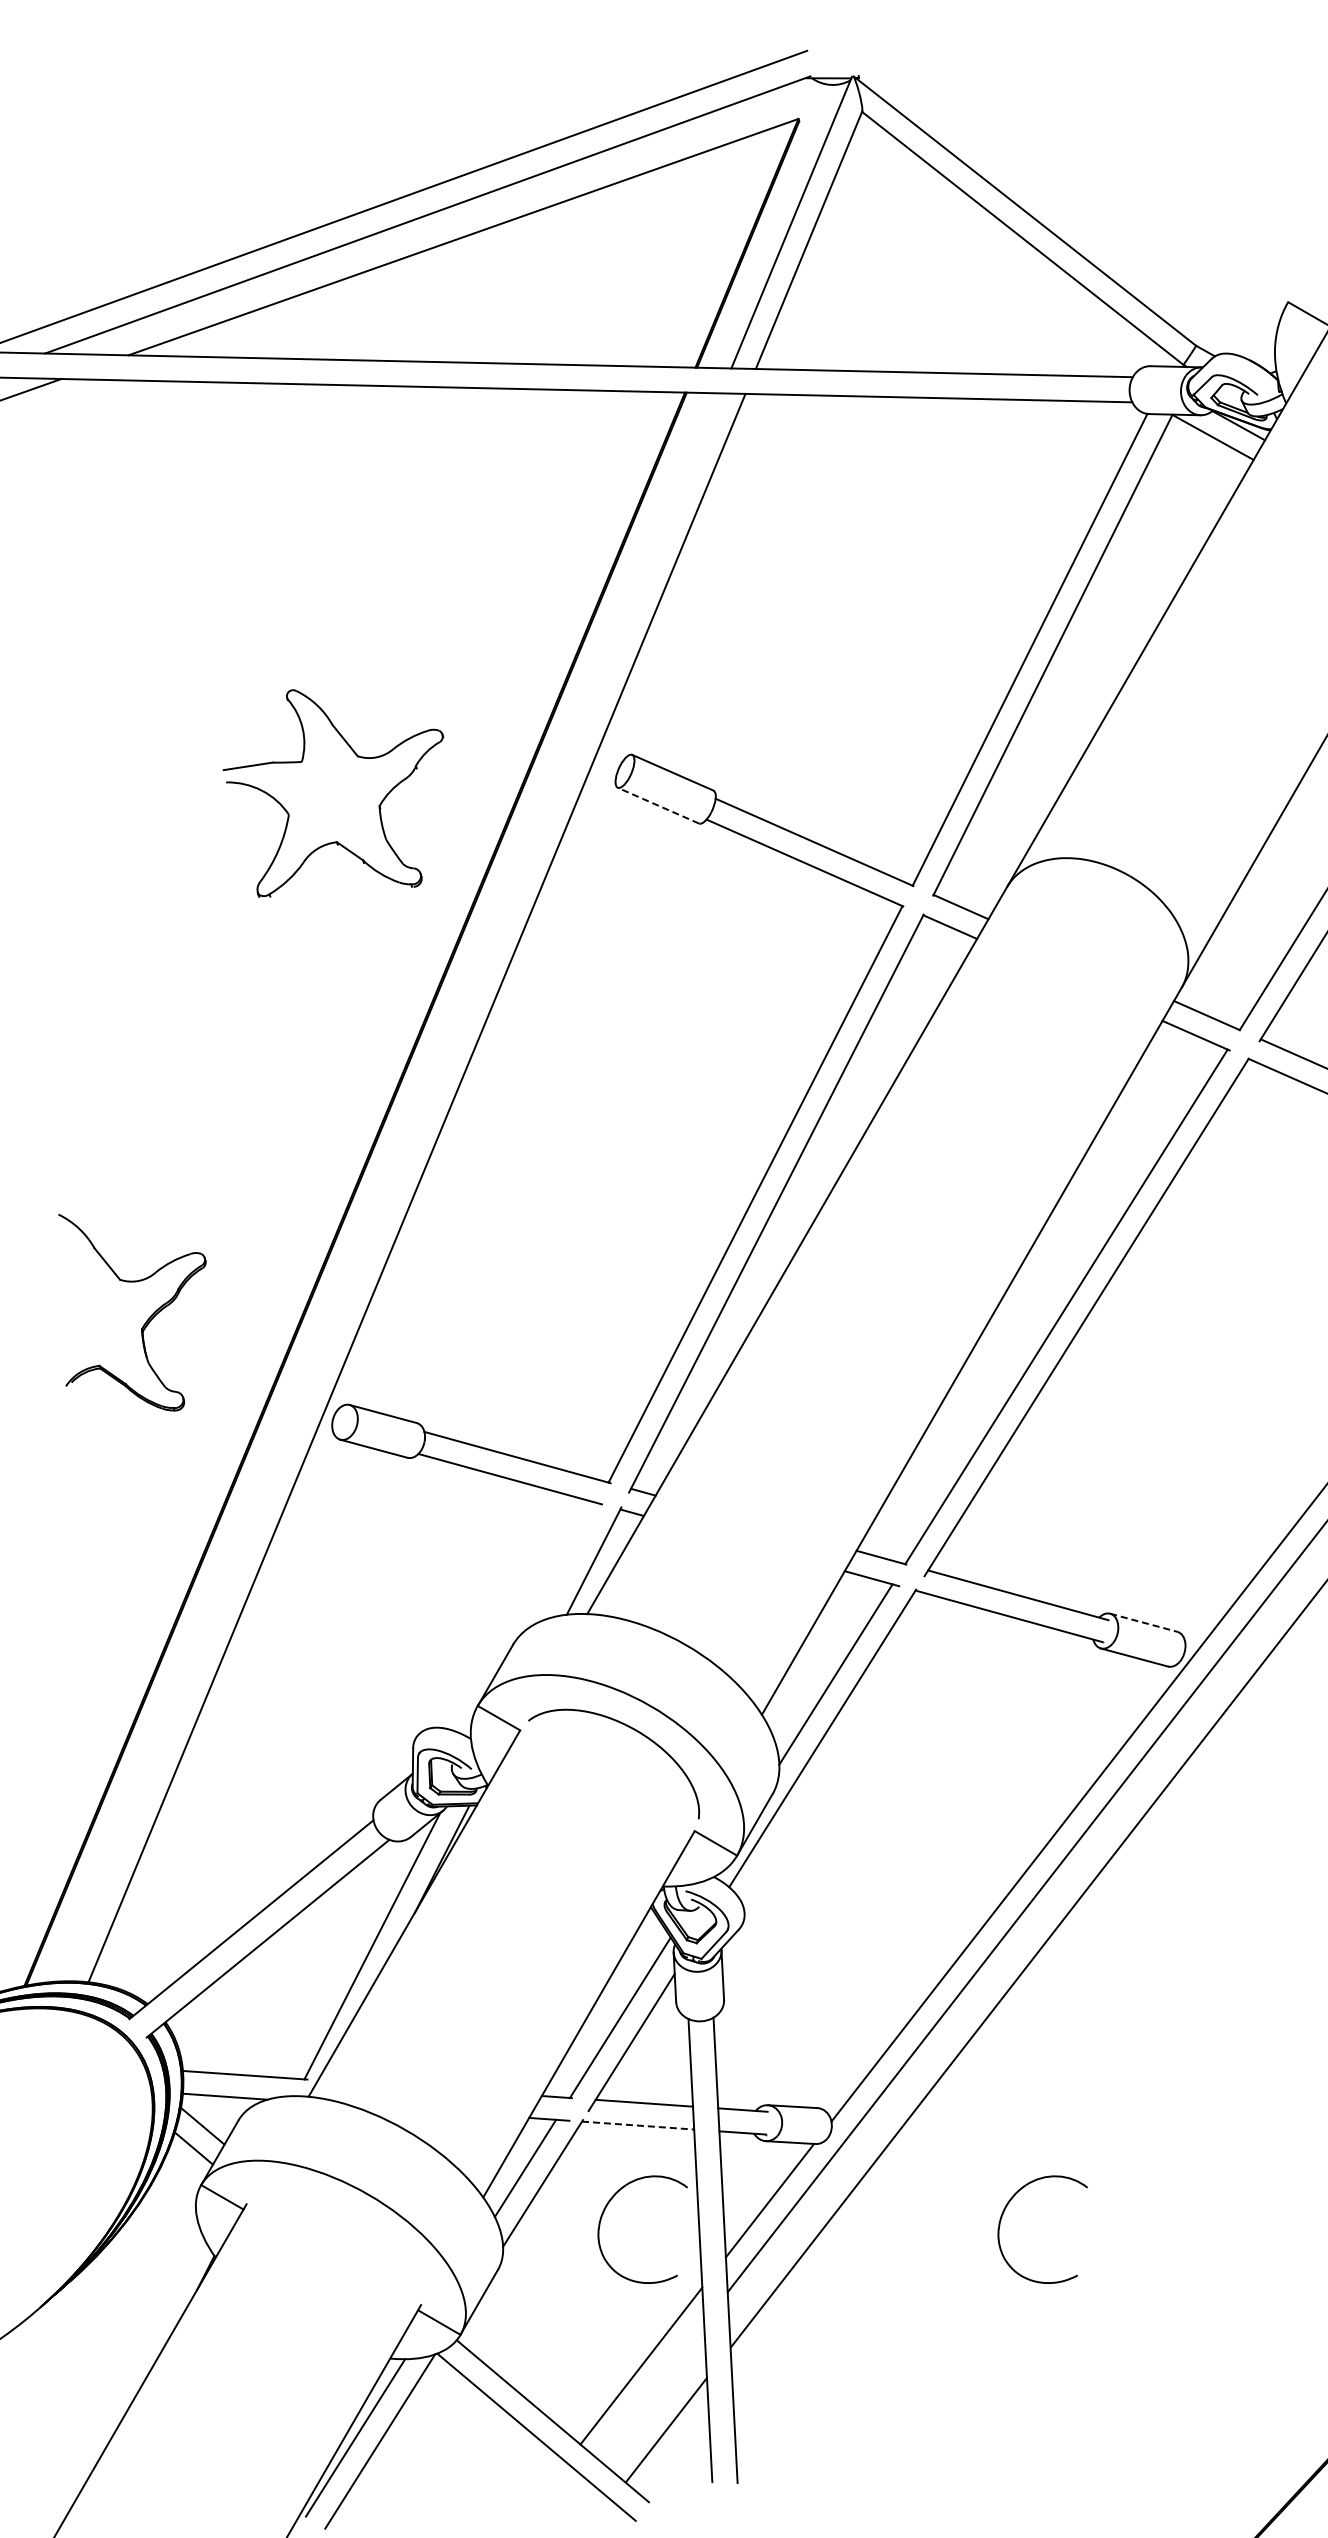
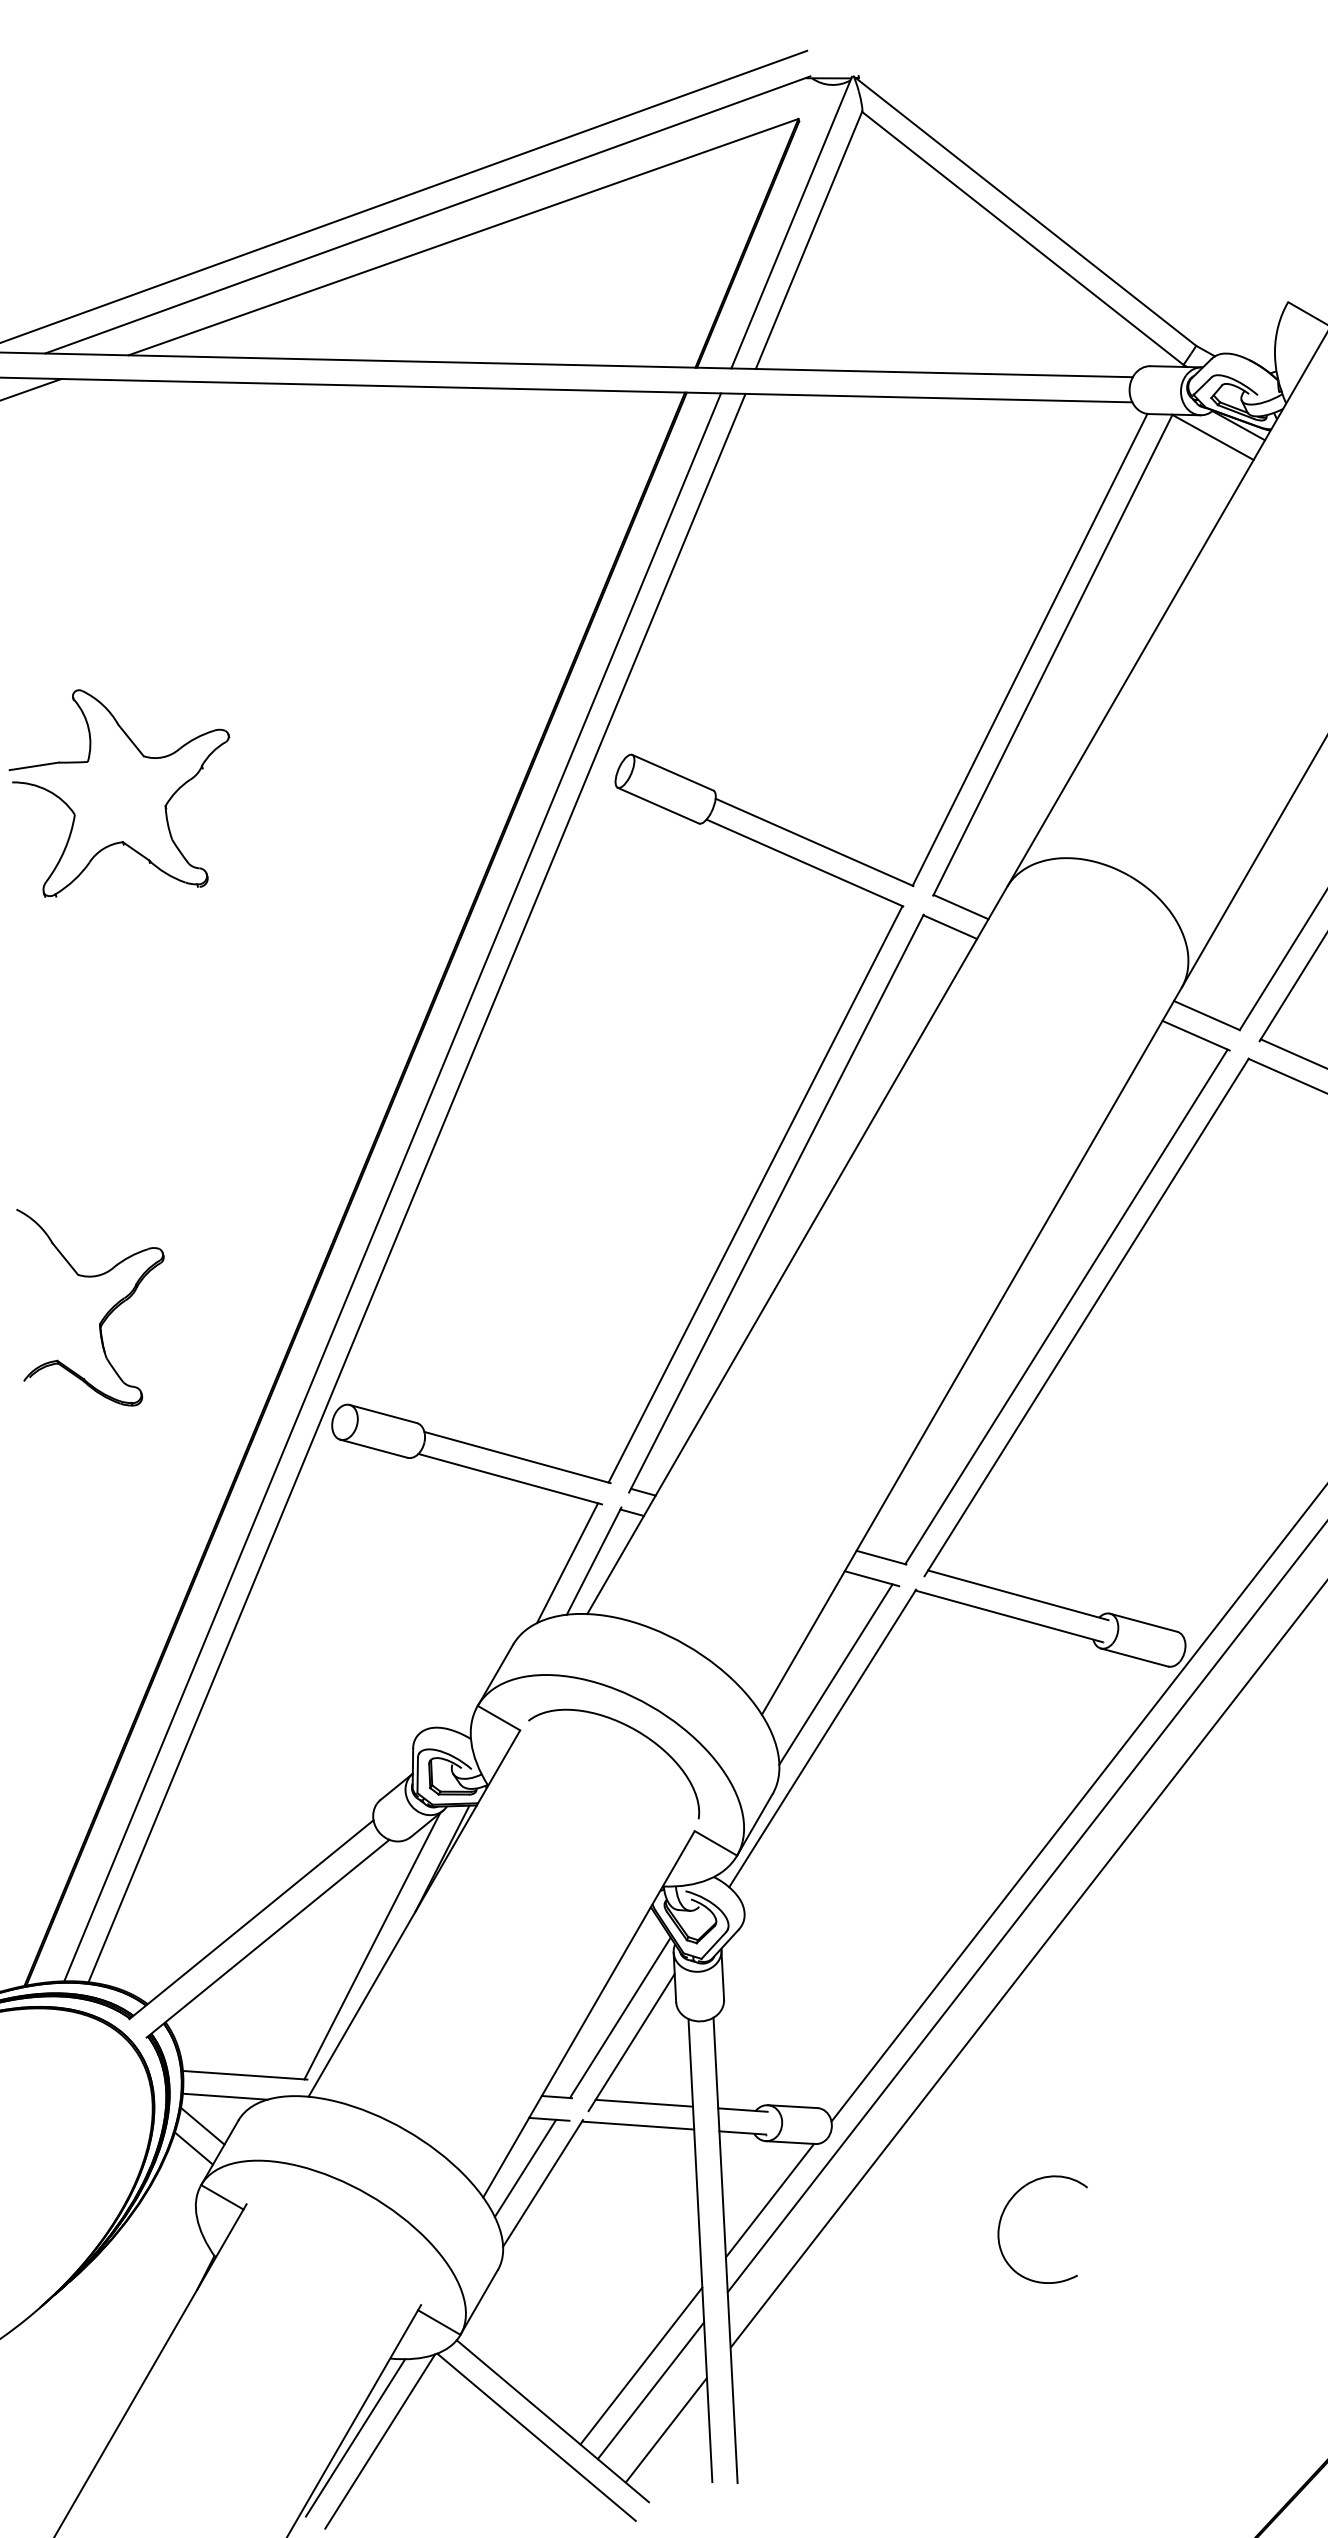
part position: (357, 757) -> (143, 757) (143, 757)
line: dashed -> solid (657, 805)
line: none -> present (392, 1187)
part position: (146, 1320) -> (104, 1315) (104, 1315)
line: none -> present (567, 1563)
line: dashed -> solid (1143, 1622)
line: dashed -> solid (638, 2125)
part: present -> none (605, 2210)
line: none -> present (650, 2390)
